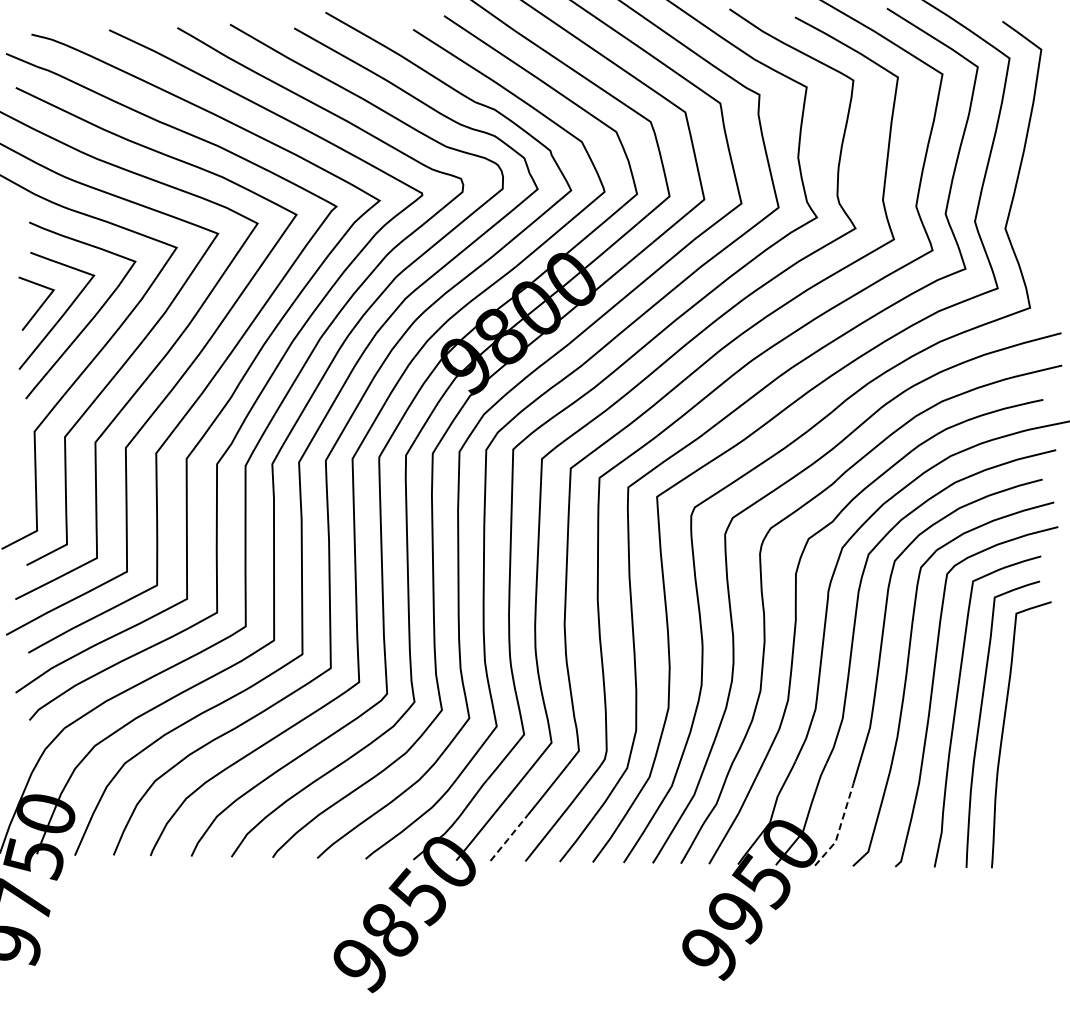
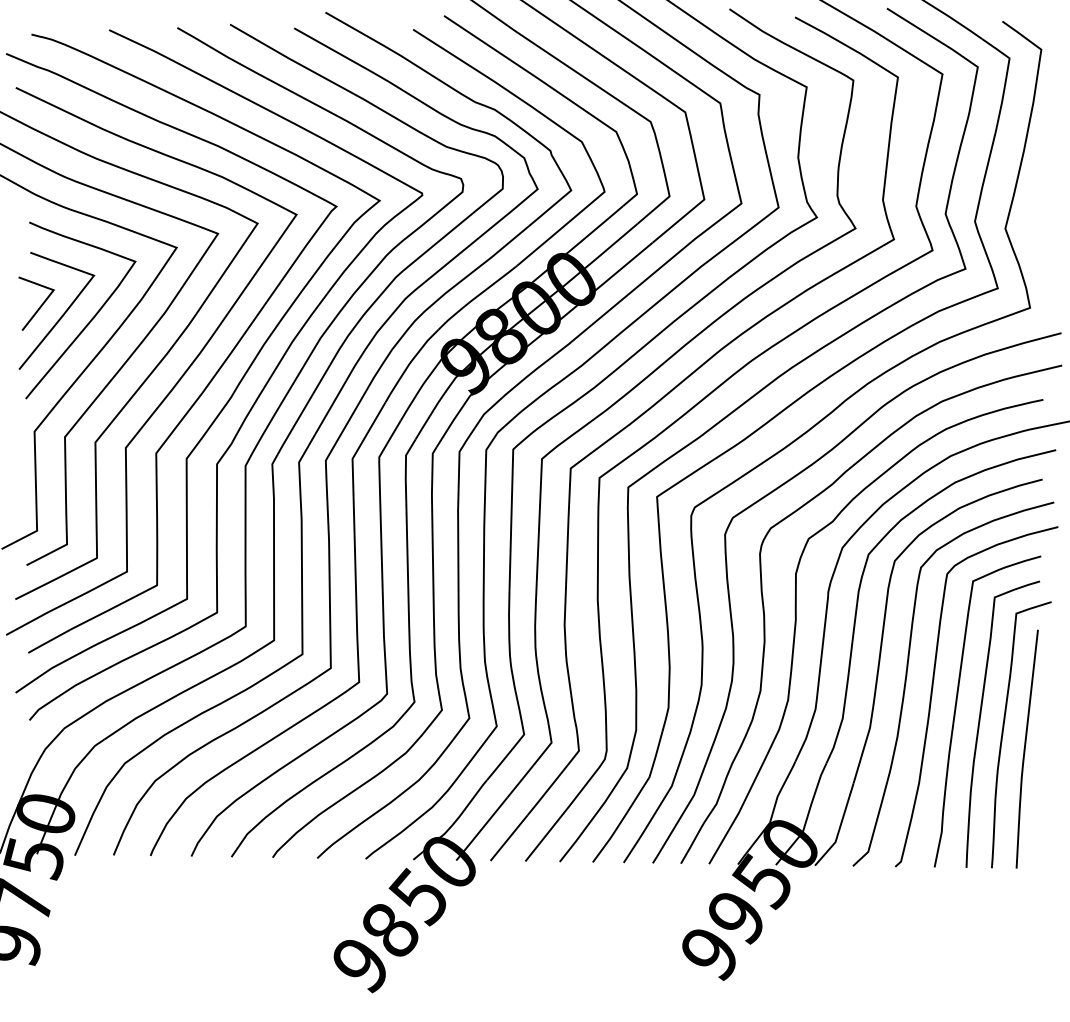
curve: none -> present (1025, 748)
line: dashed -> solid (840, 827)
line: dashed -> solid (509, 838)
